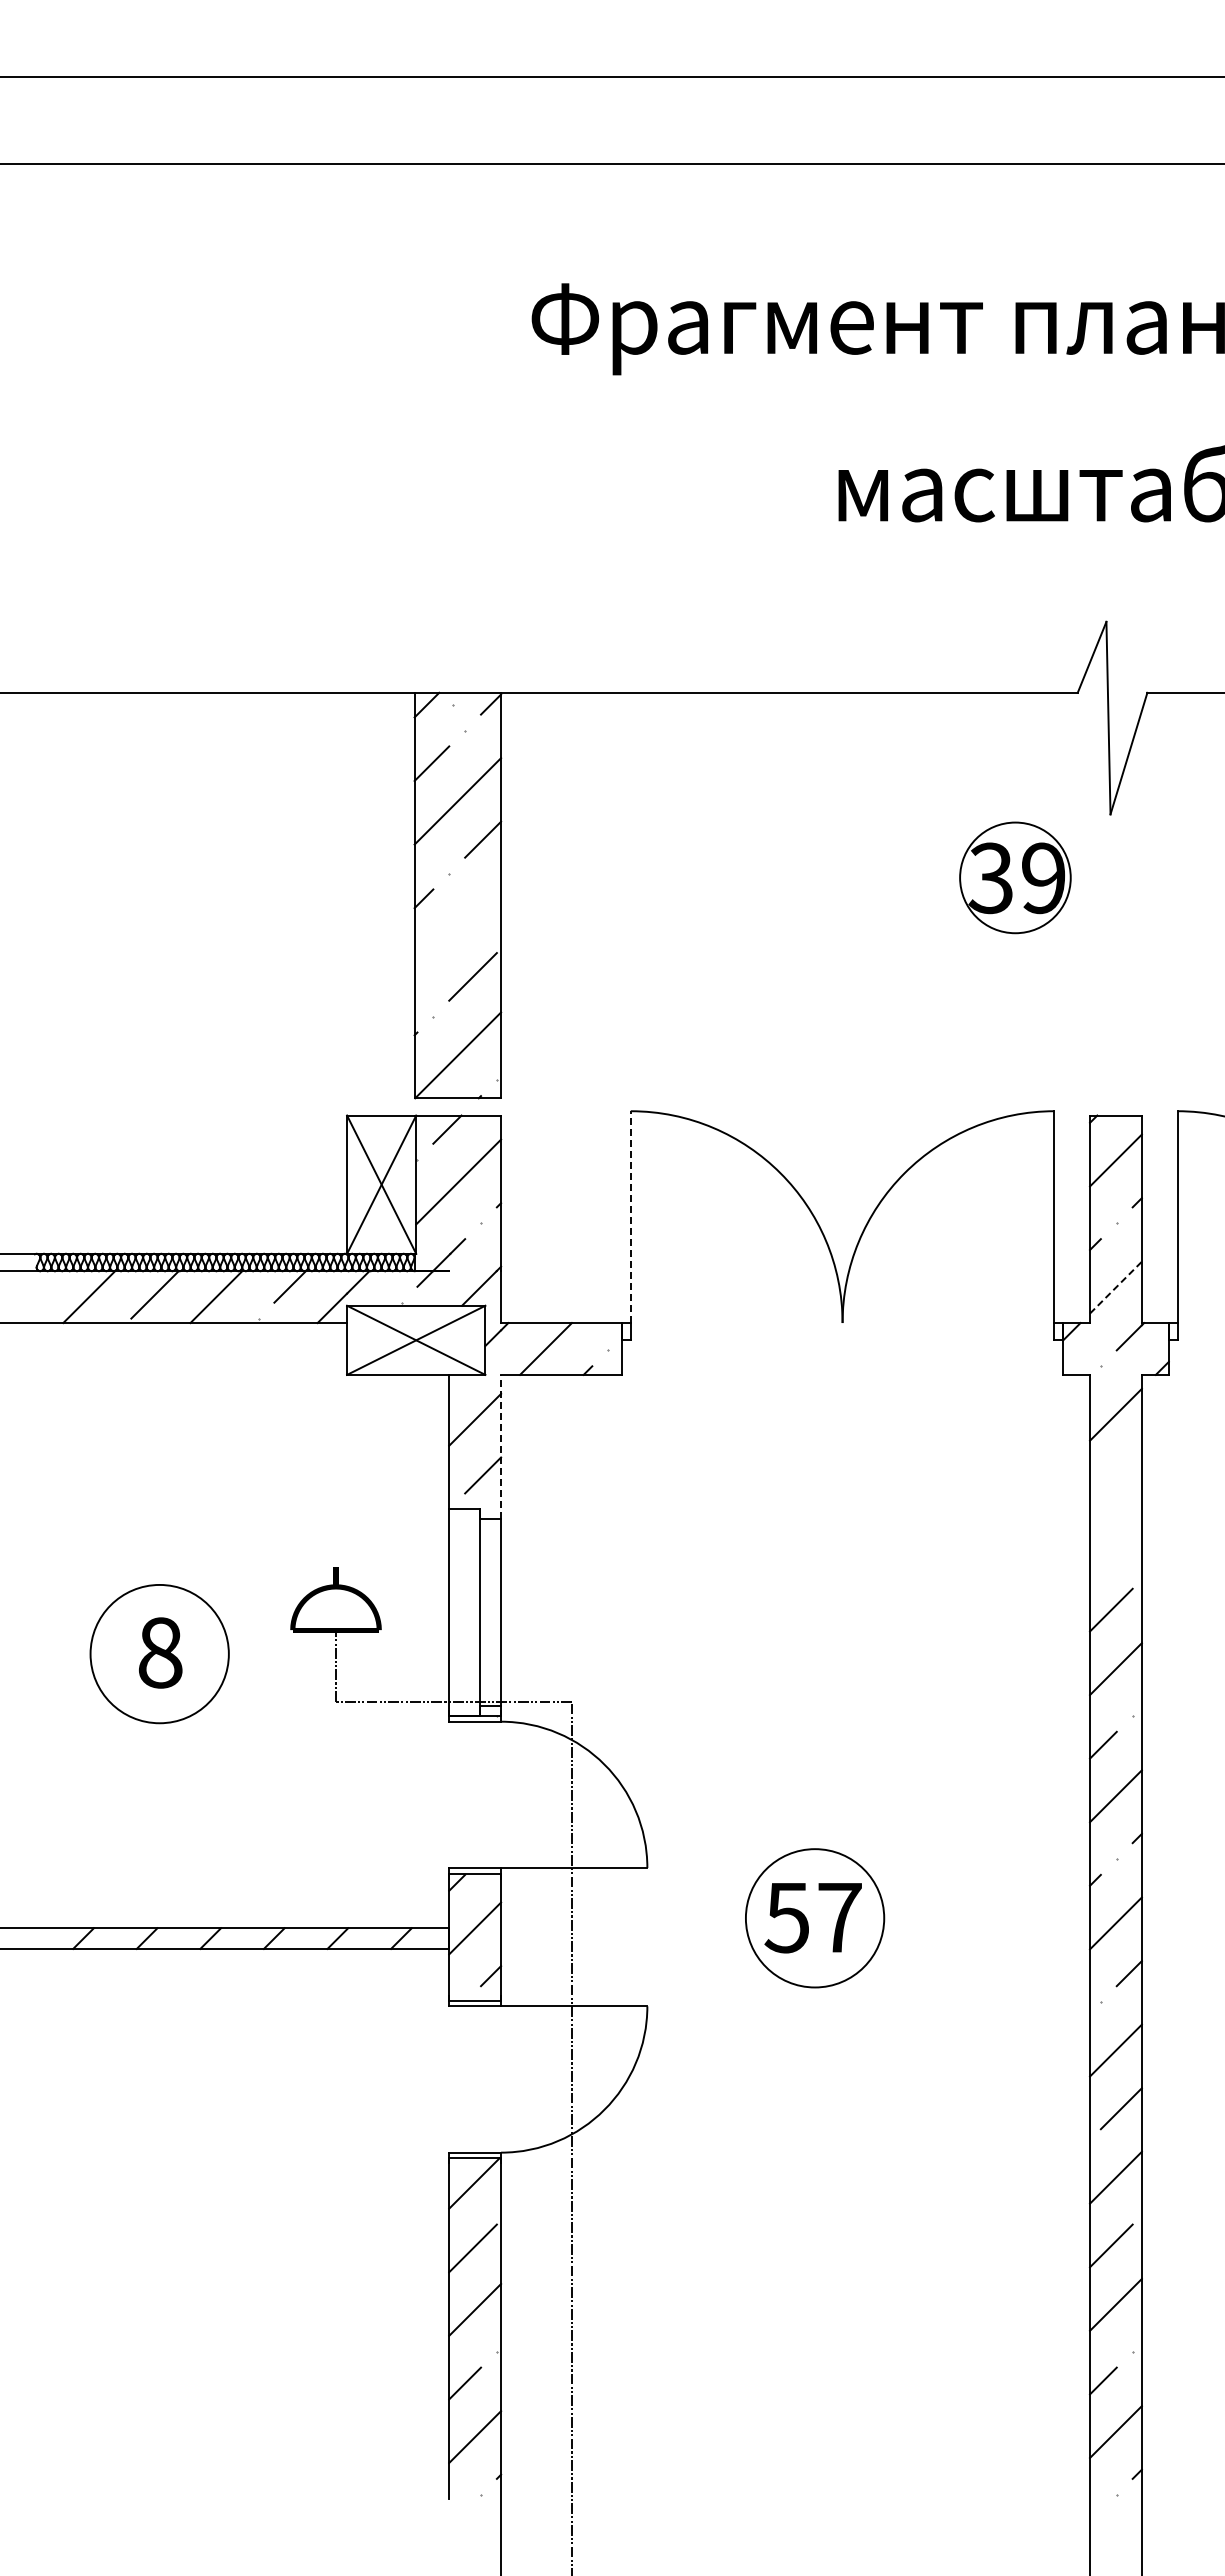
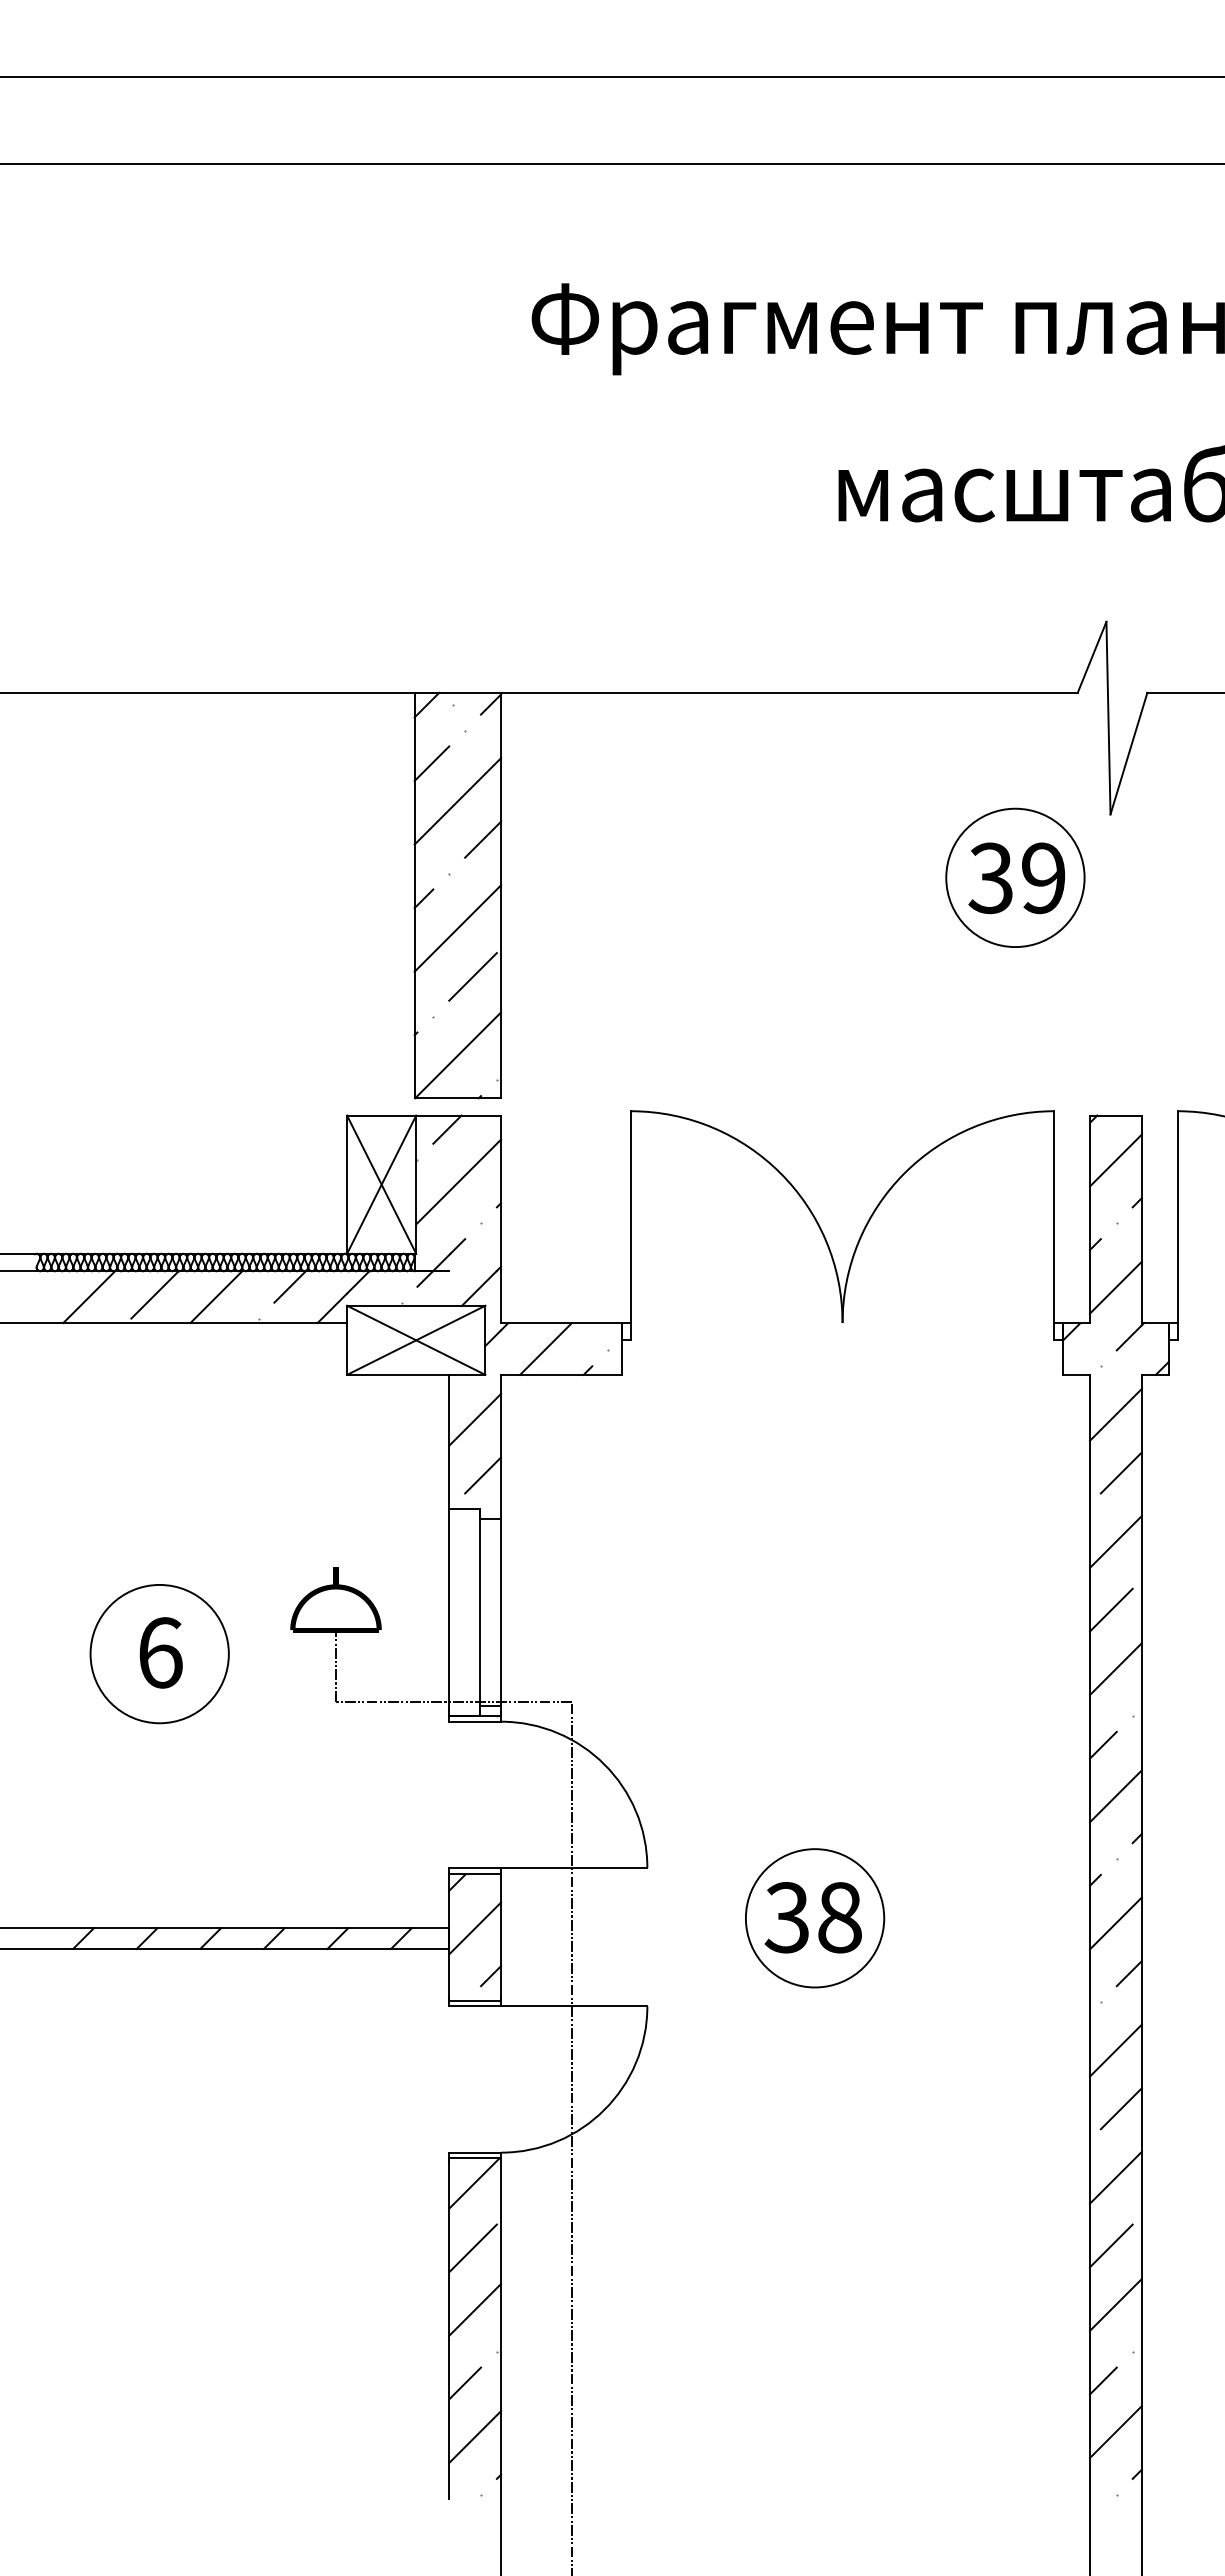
circle diameter: 111 px -> 138 px (1015, 877)
line: none -> present (457, 928)
line: dashed -> solid (630, 1217)
line: dashed -> solid (1115, 1287)
line: dashed -> solid (501, 1446)
line: none -> present (1120, 1472)
line: none -> present (1115, 1541)
text: 8 -> 6 (160, 1652)
text: 57 -> 38 (812, 1917)
